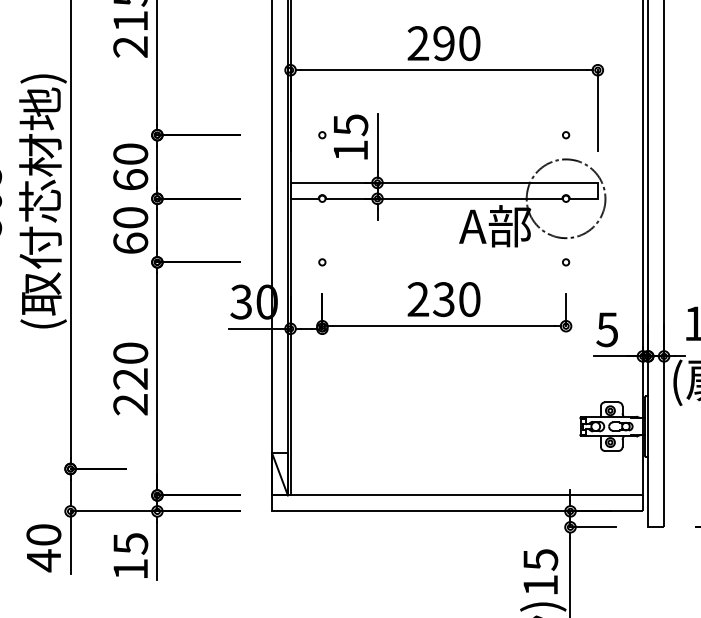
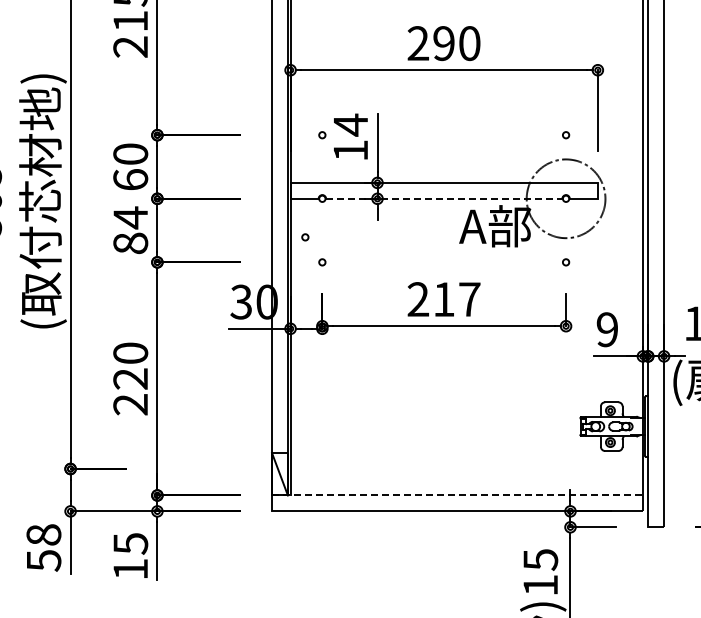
text: 15 -> 14 (351, 124)
line: solid -> dashed (444, 198)
text: 60 -> 84 (130, 230)
circle: none -> present (305, 237)
text: 230 -> 217 (456, 299)
text: 5 -> 9 (606, 329)
line: solid -> dashed (457, 495)
text: 40 -> 58 (43, 548)
